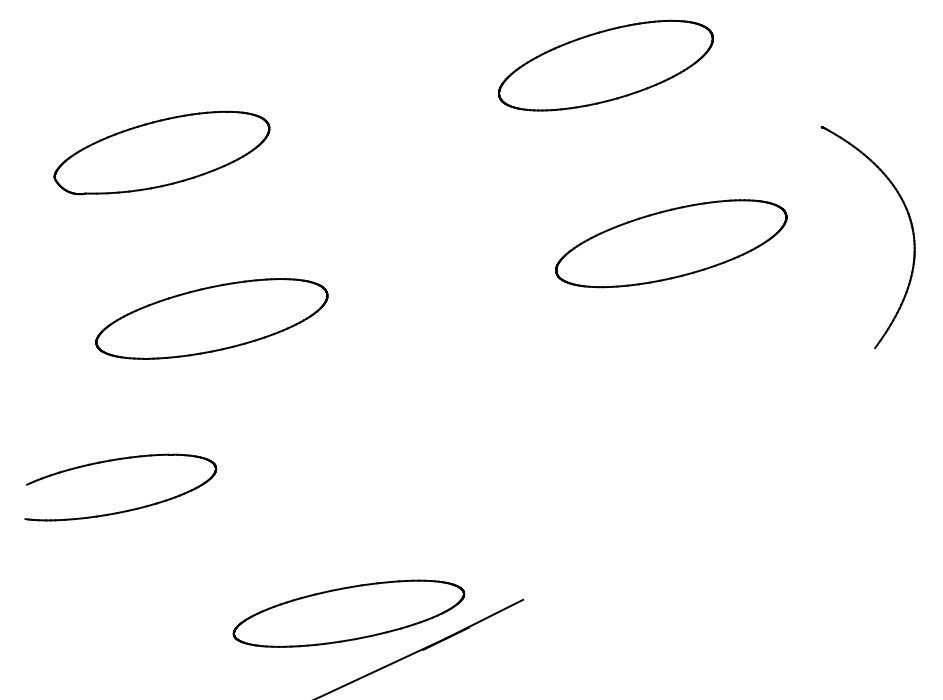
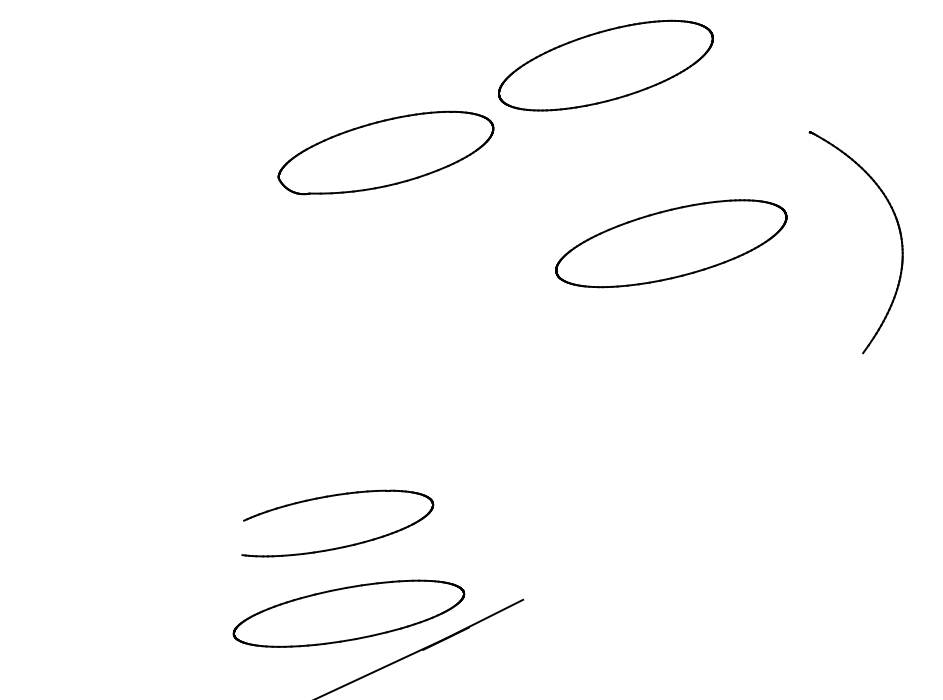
part position: (161, 152) -> (385, 152) (385, 152)
part position: (911, 229) -> (899, 234) (899, 234)
part: present -> none (211, 318)
part position: (123, 510) -> (340, 546) (340, 546)
